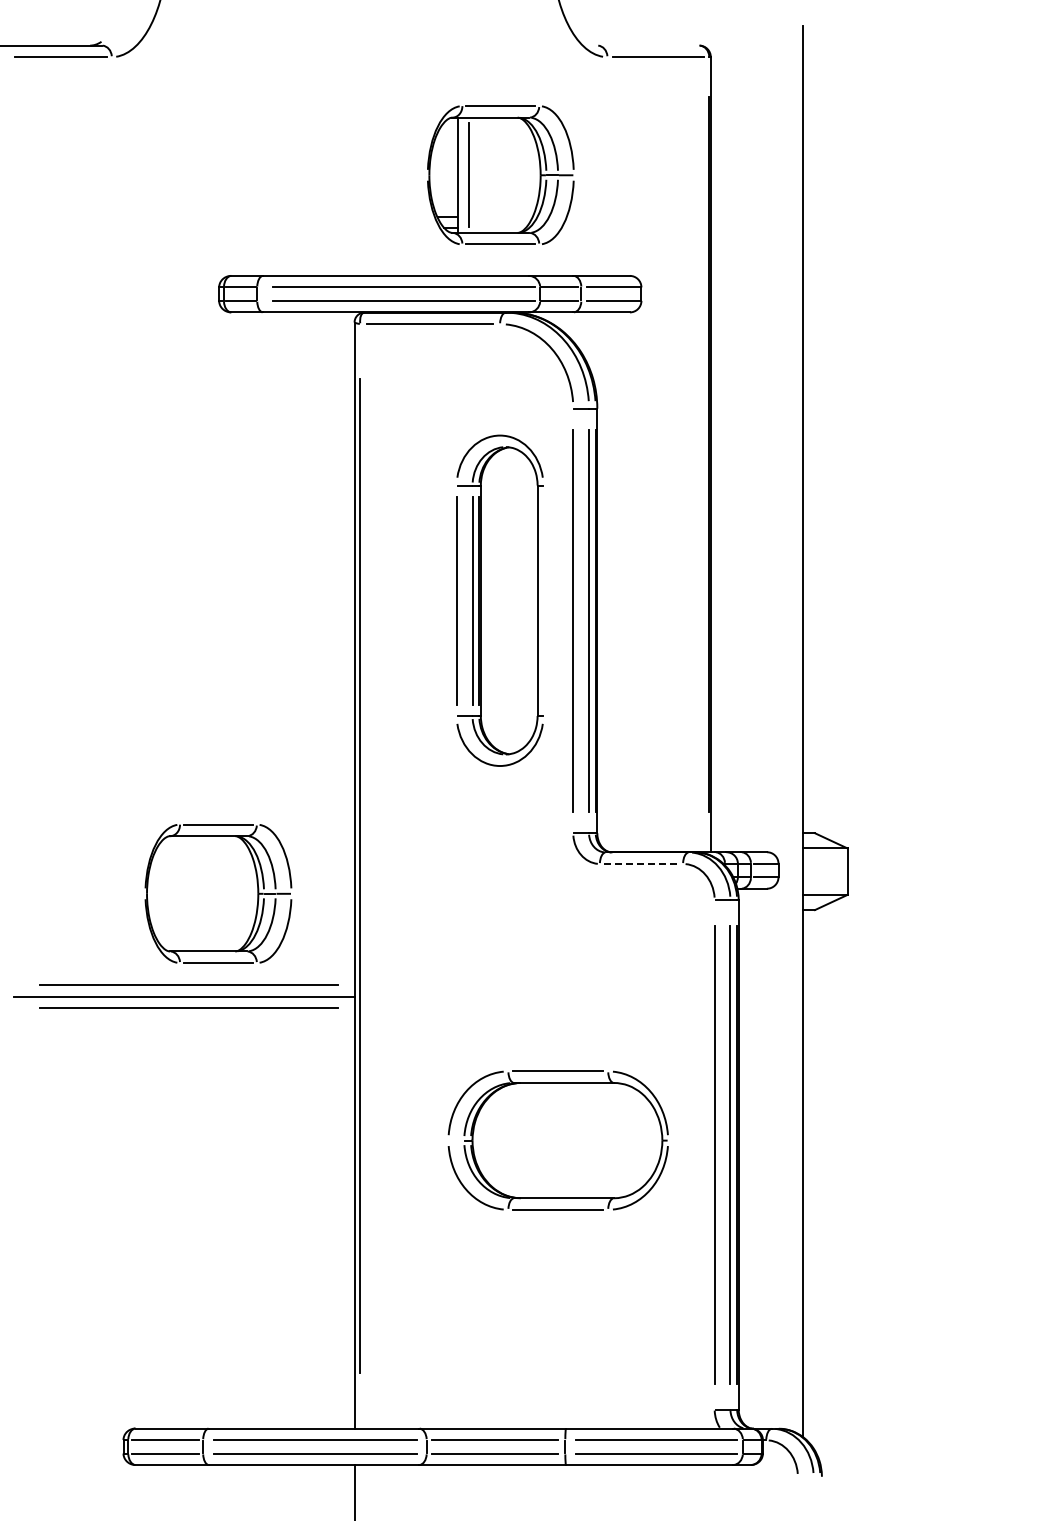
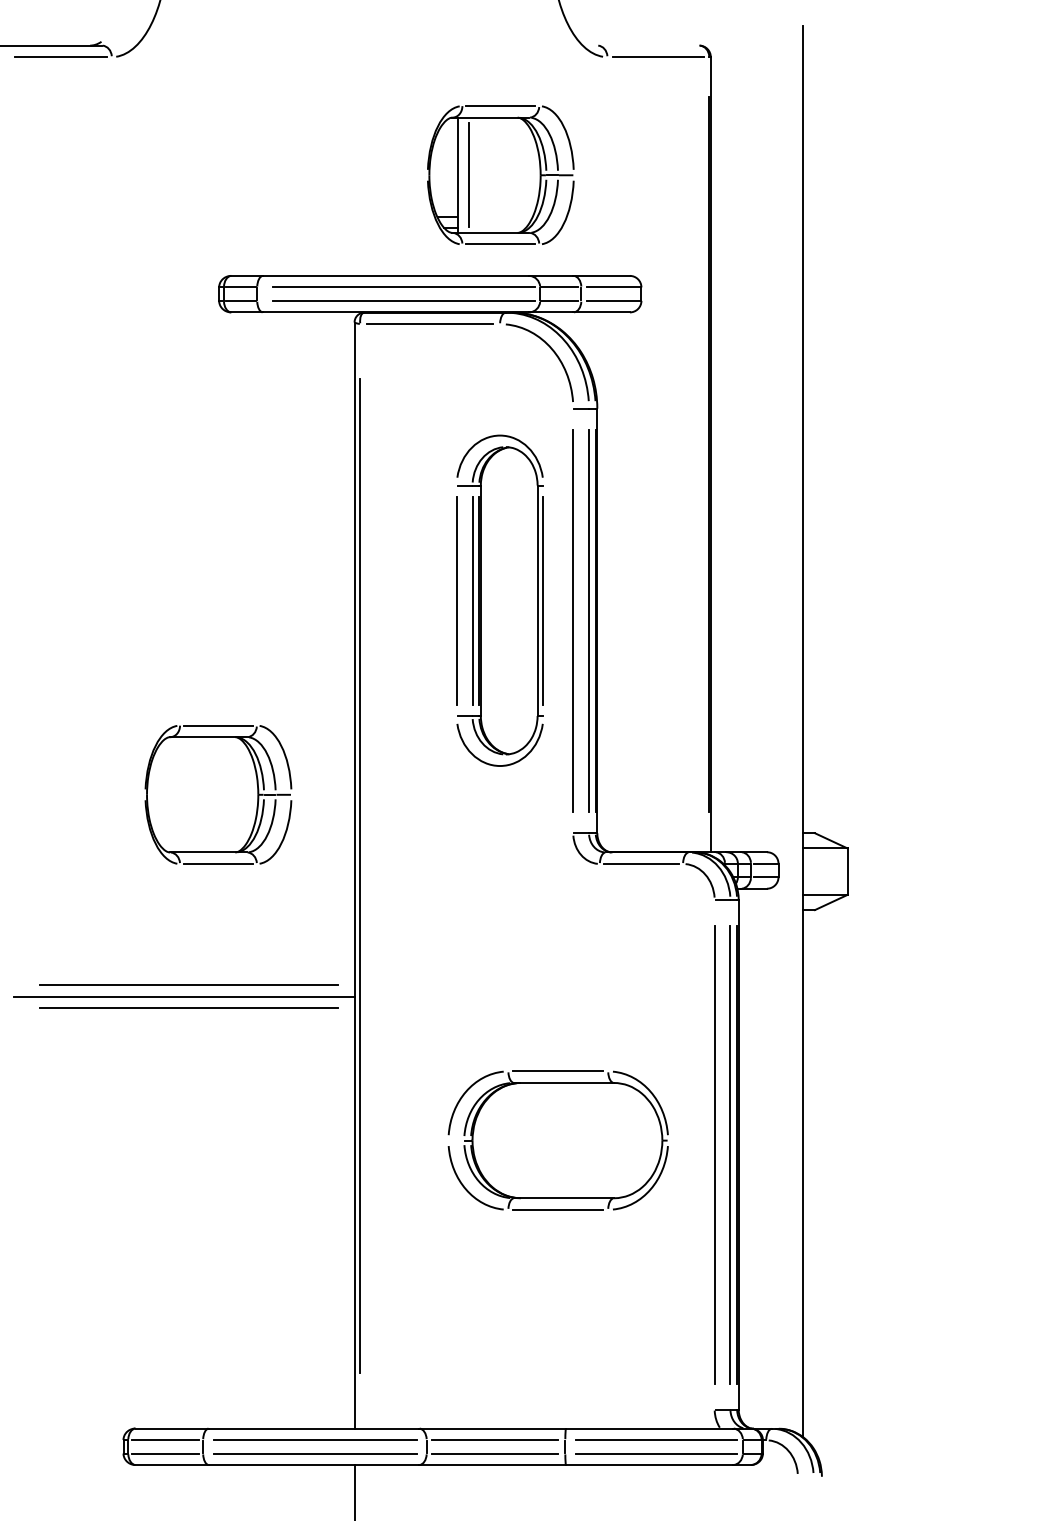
line: none -> present (543, 600)
line: dashed -> solid (642, 863)
part position: (218, 893) -> (218, 794) (218, 794)
